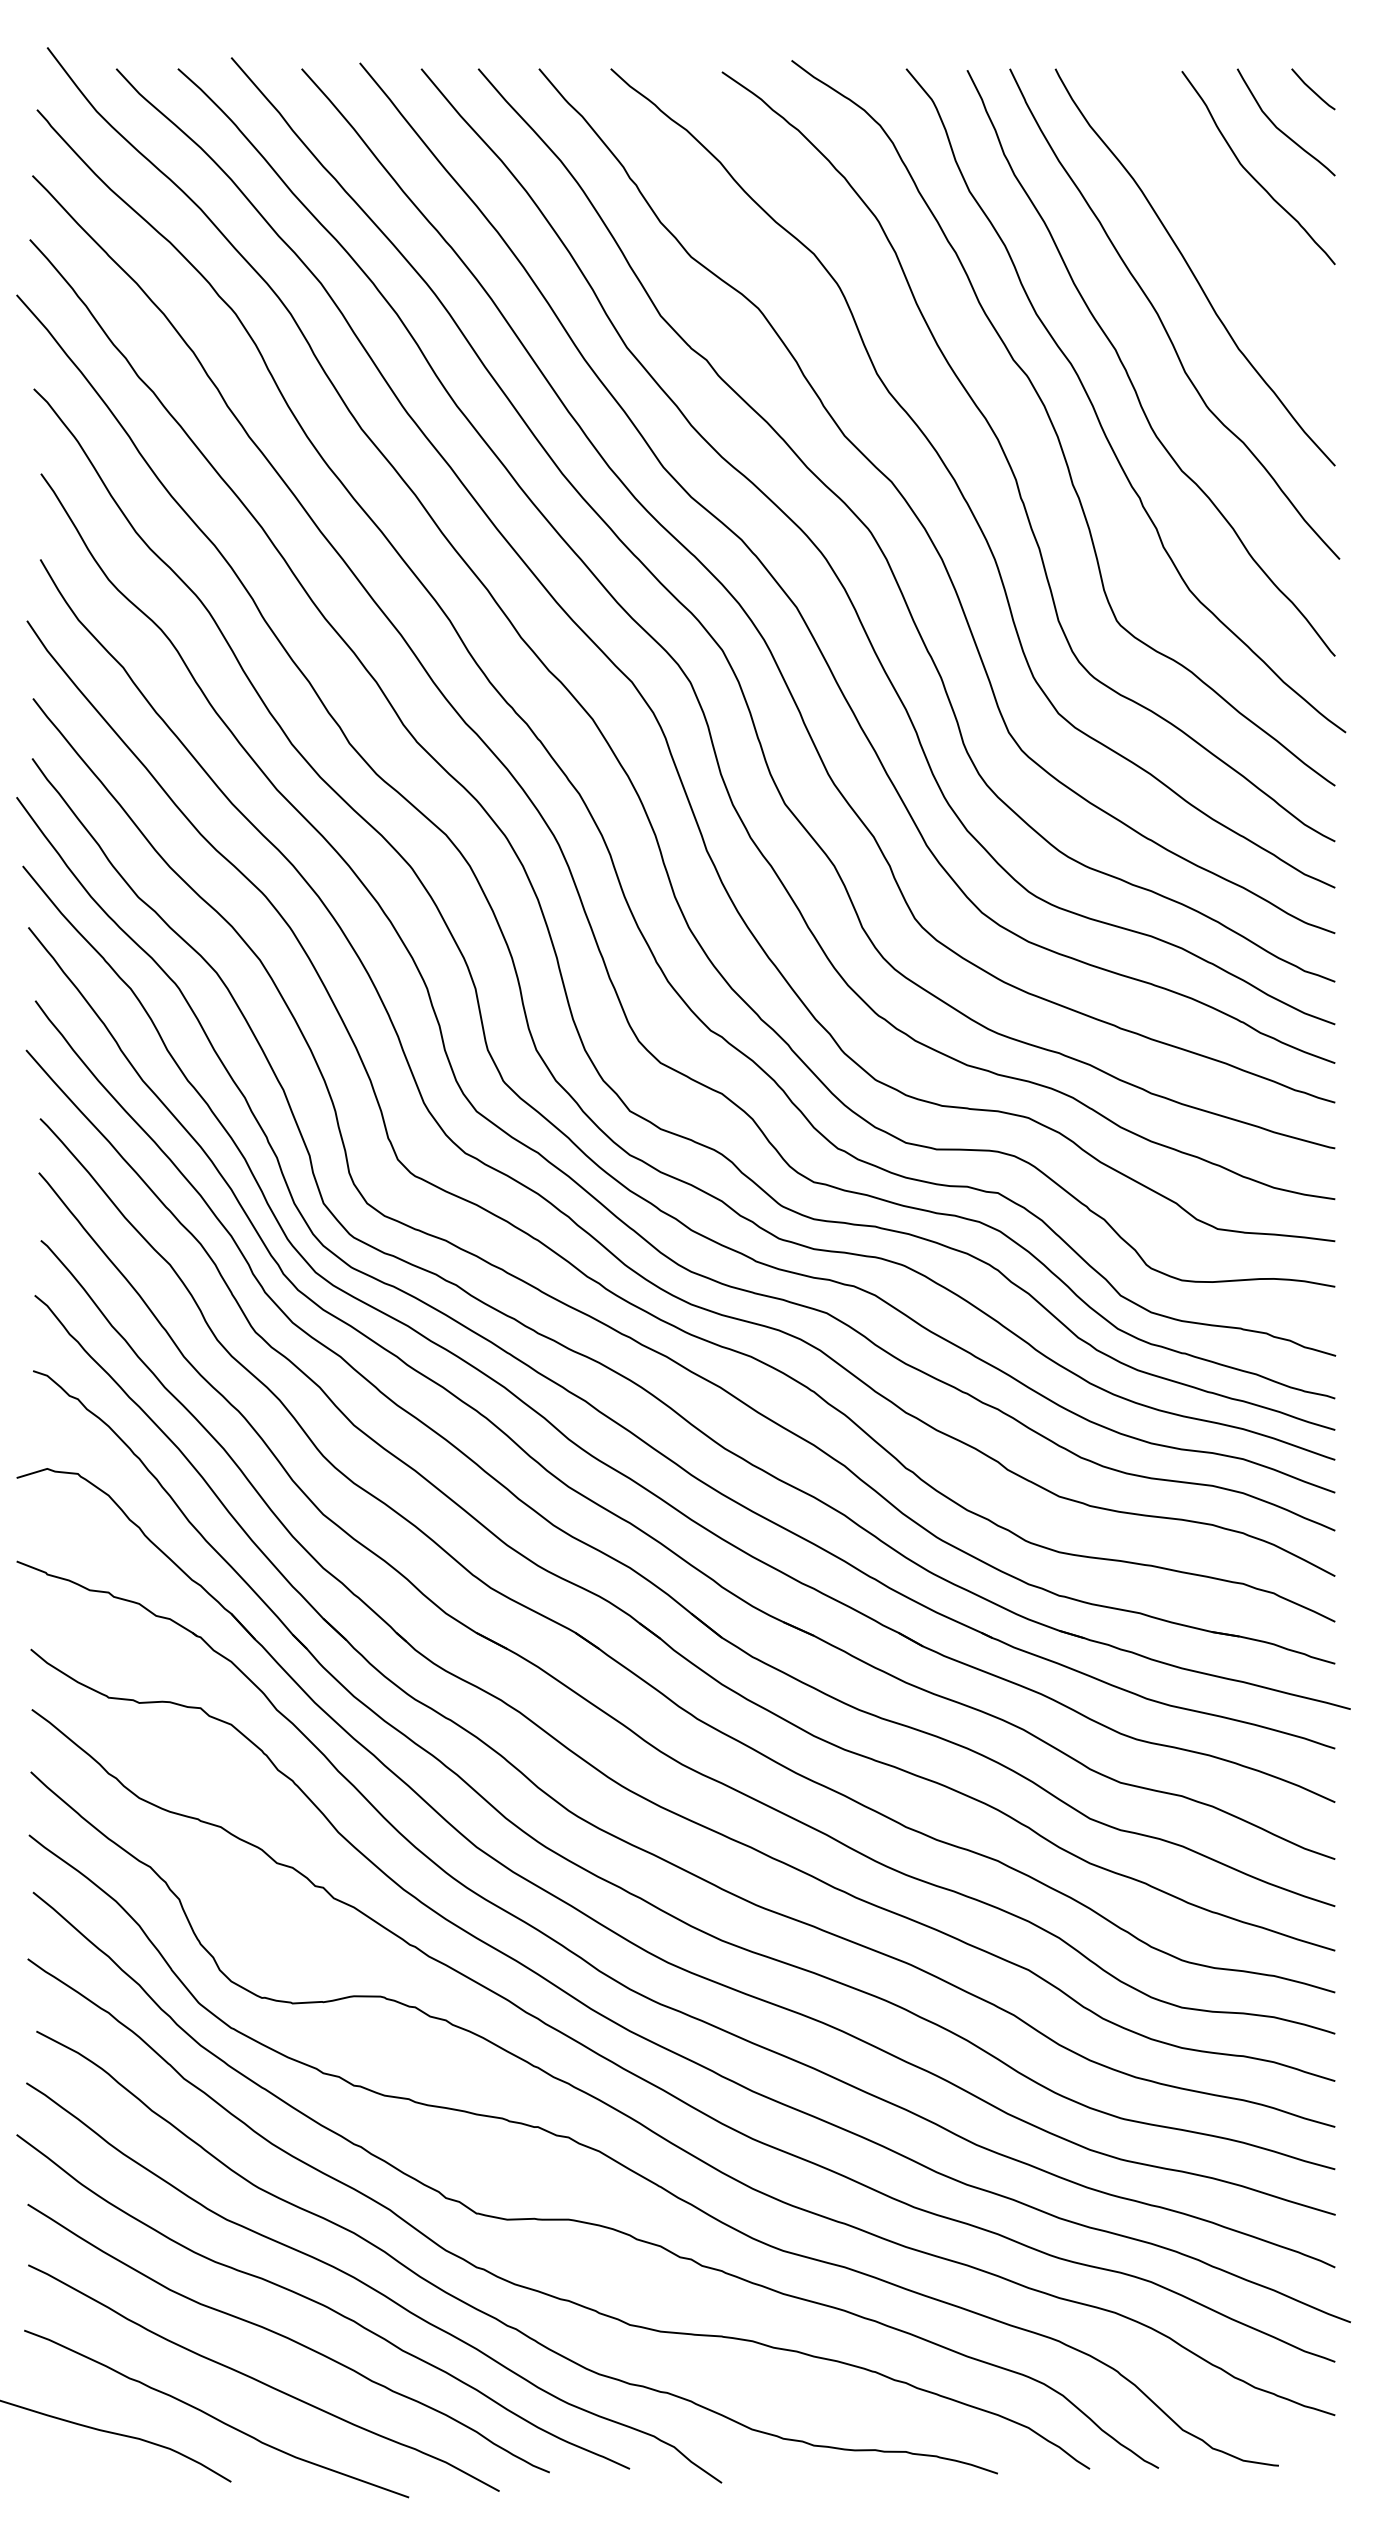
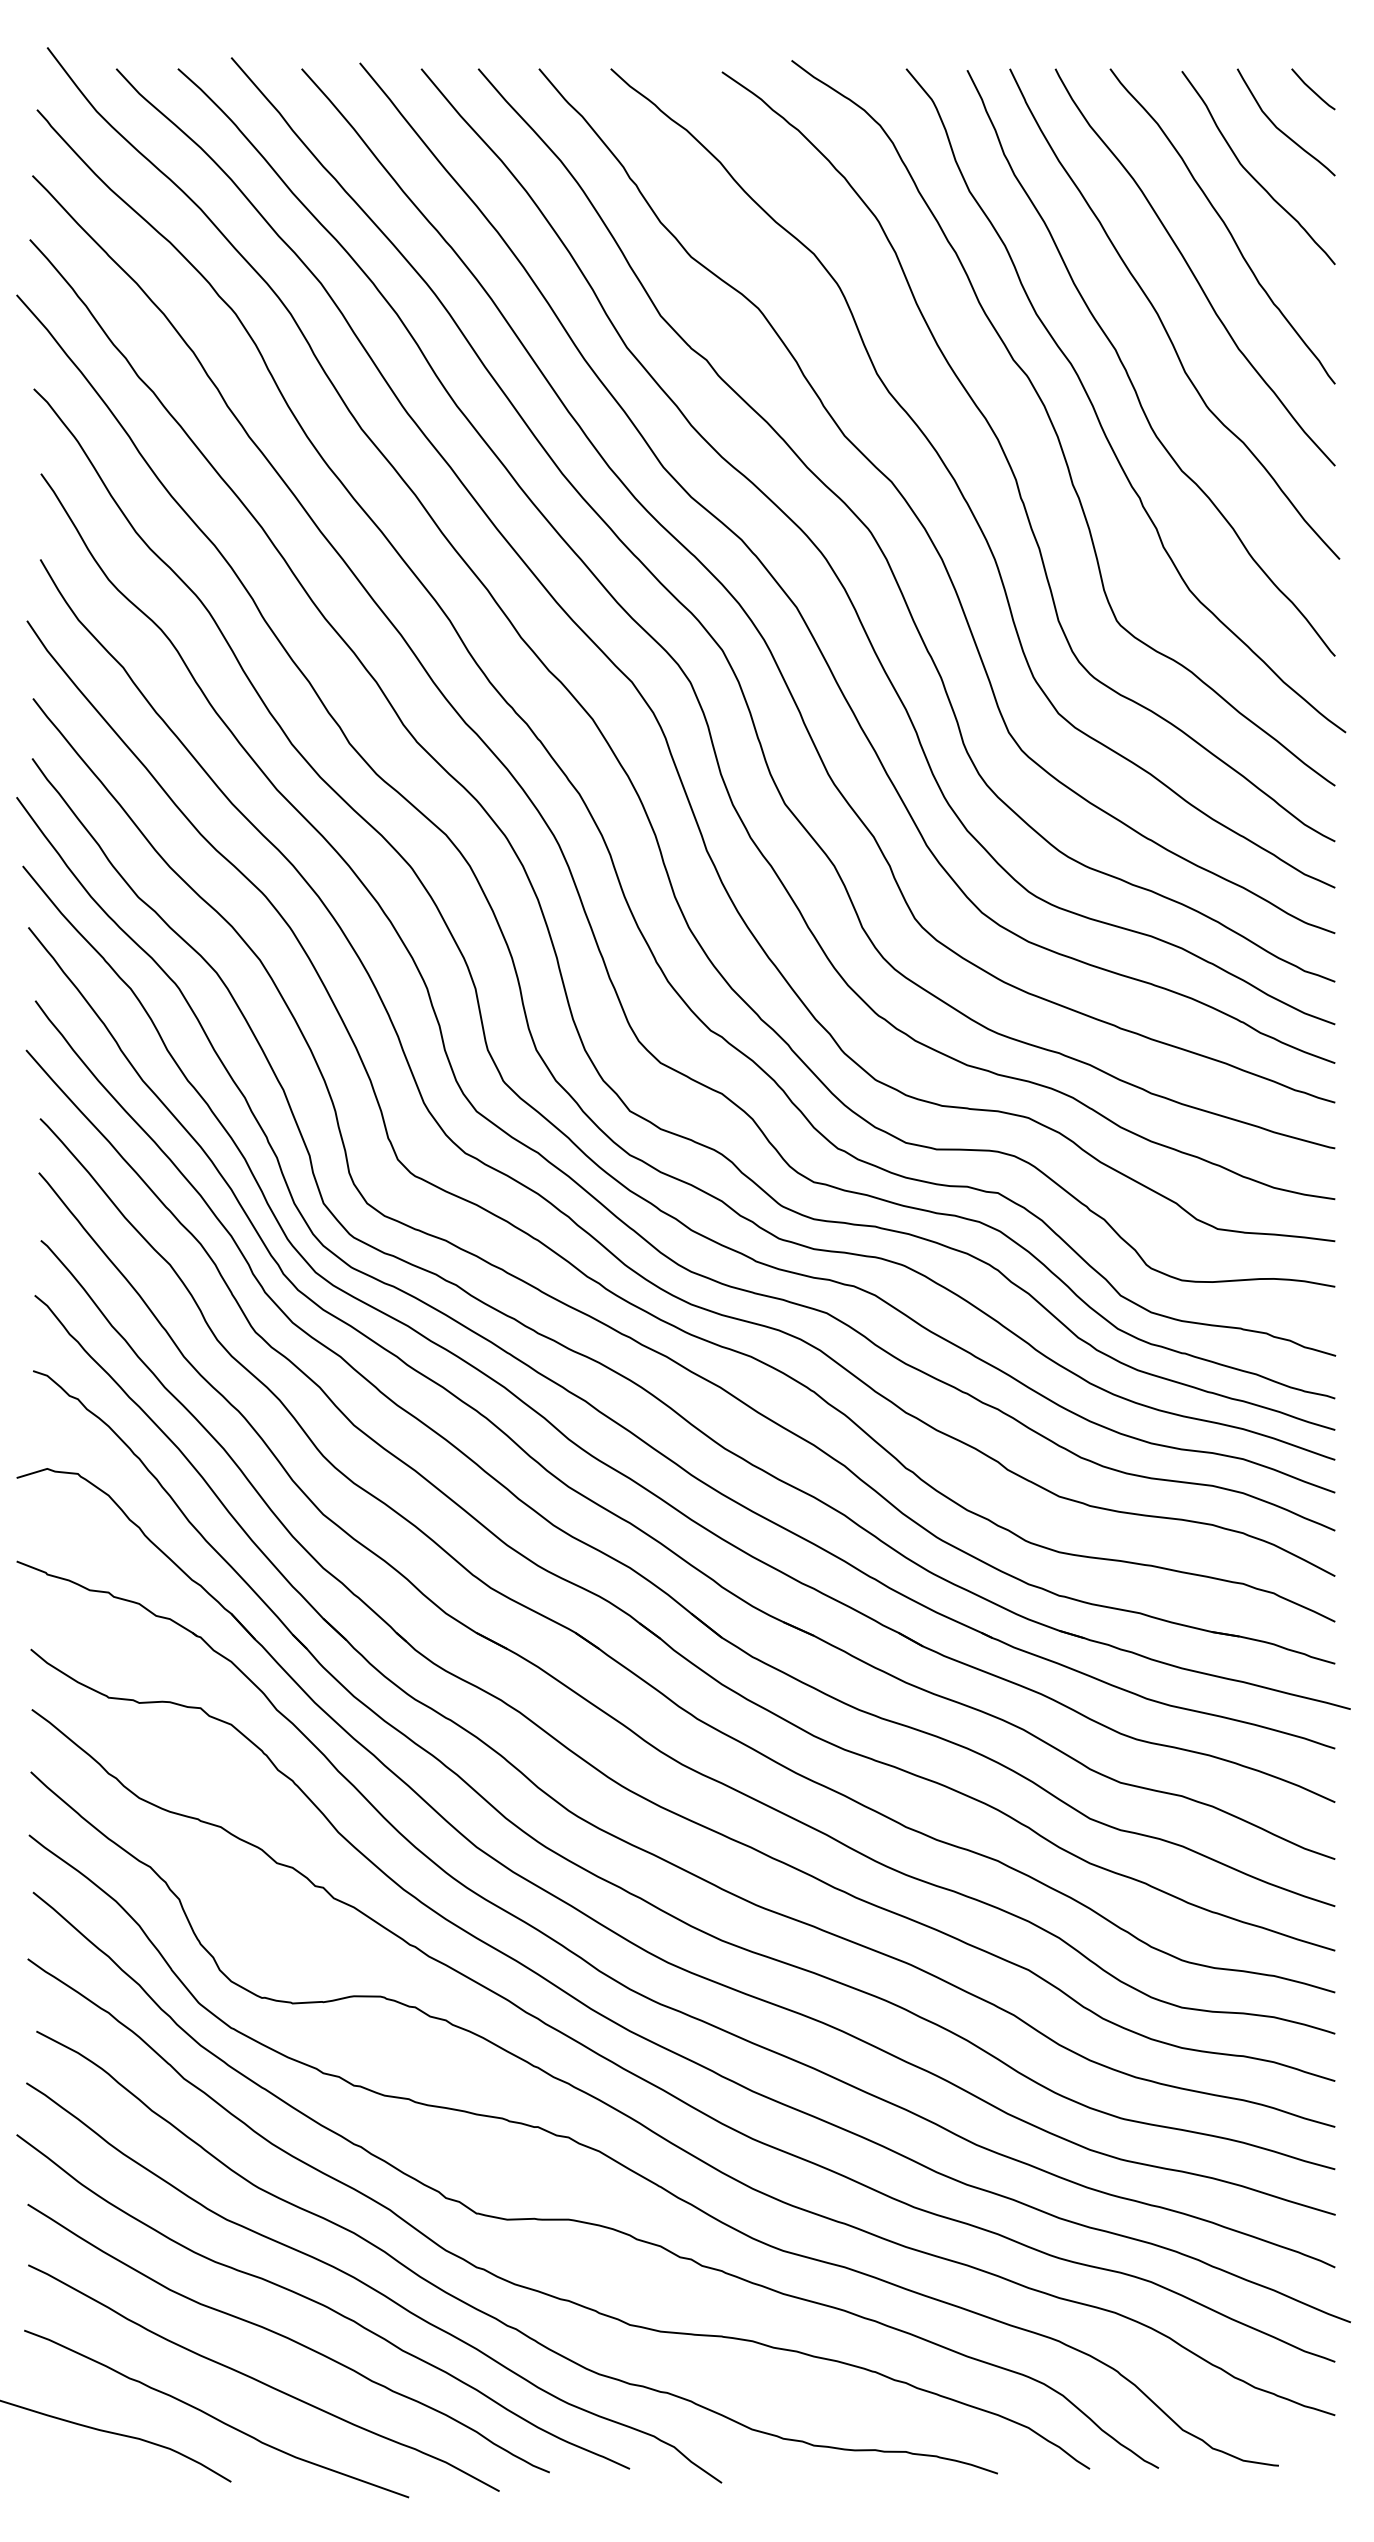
curve: none -> present (1224, 225)
